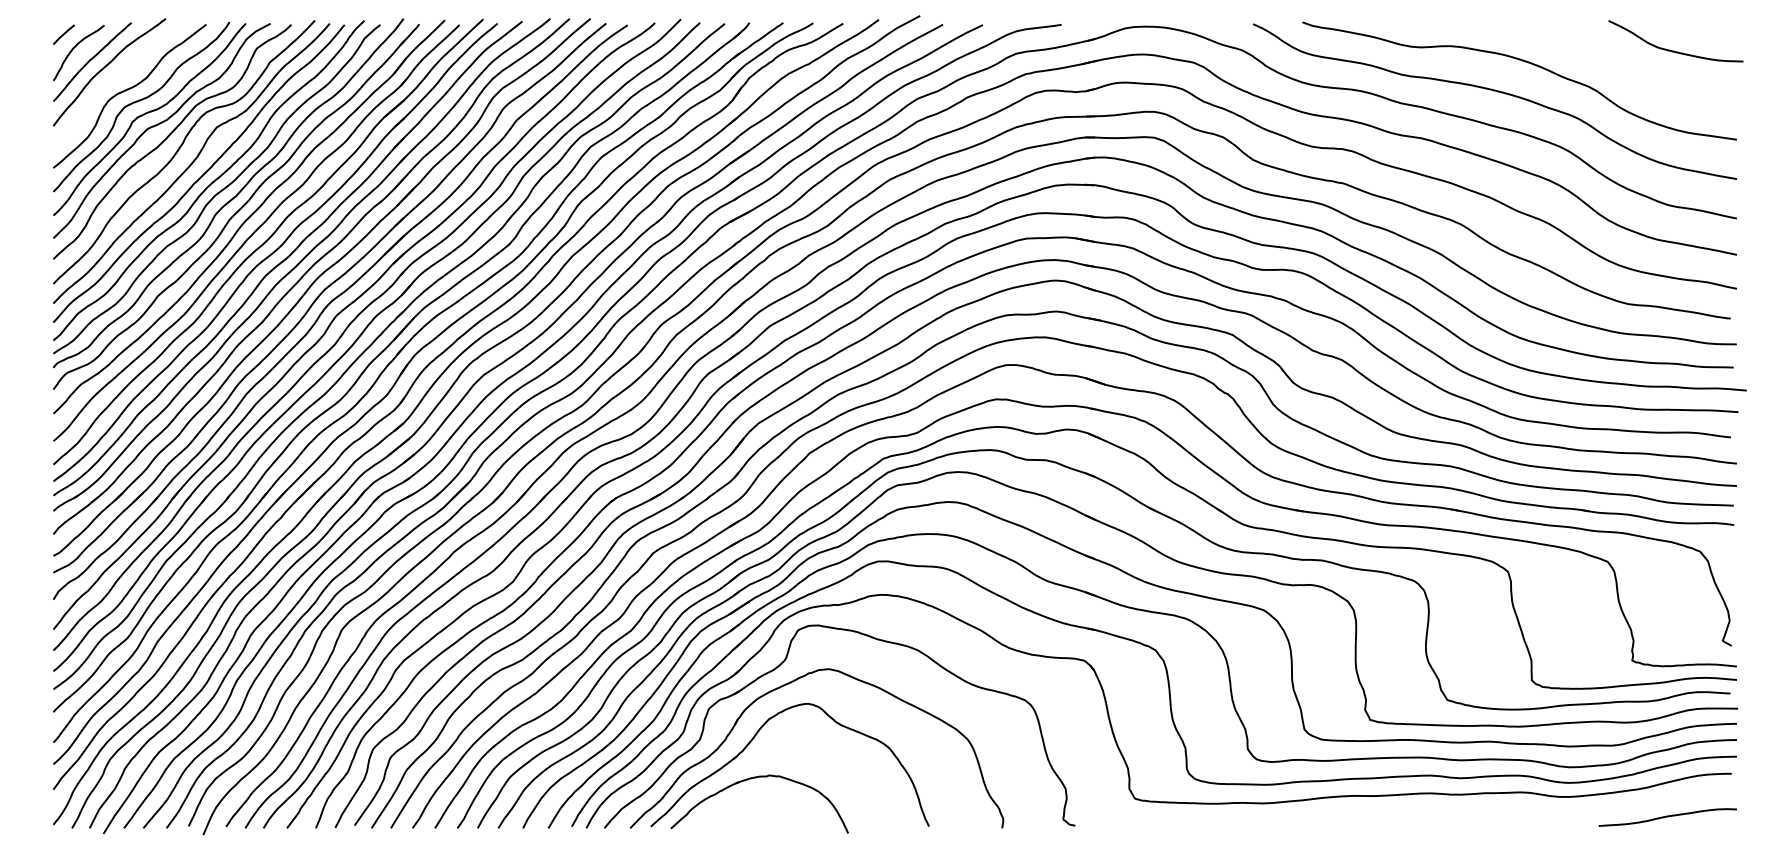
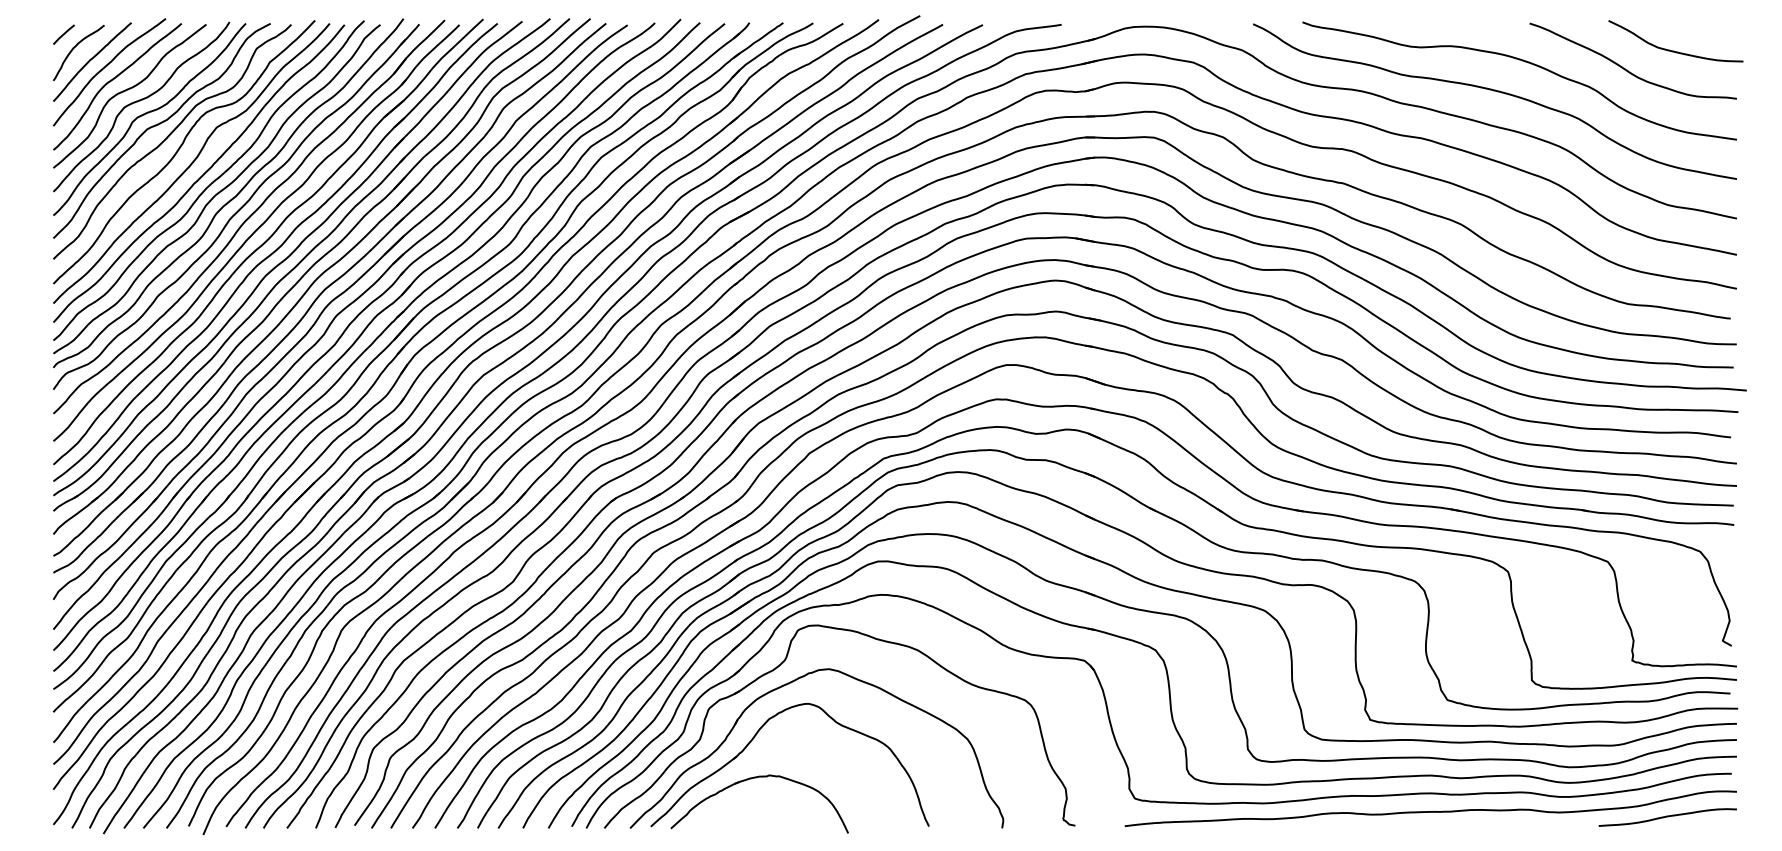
curve: none -> present (1627, 69)
curve: none -> present (113, 80)
curve: none -> present (1430, 811)
